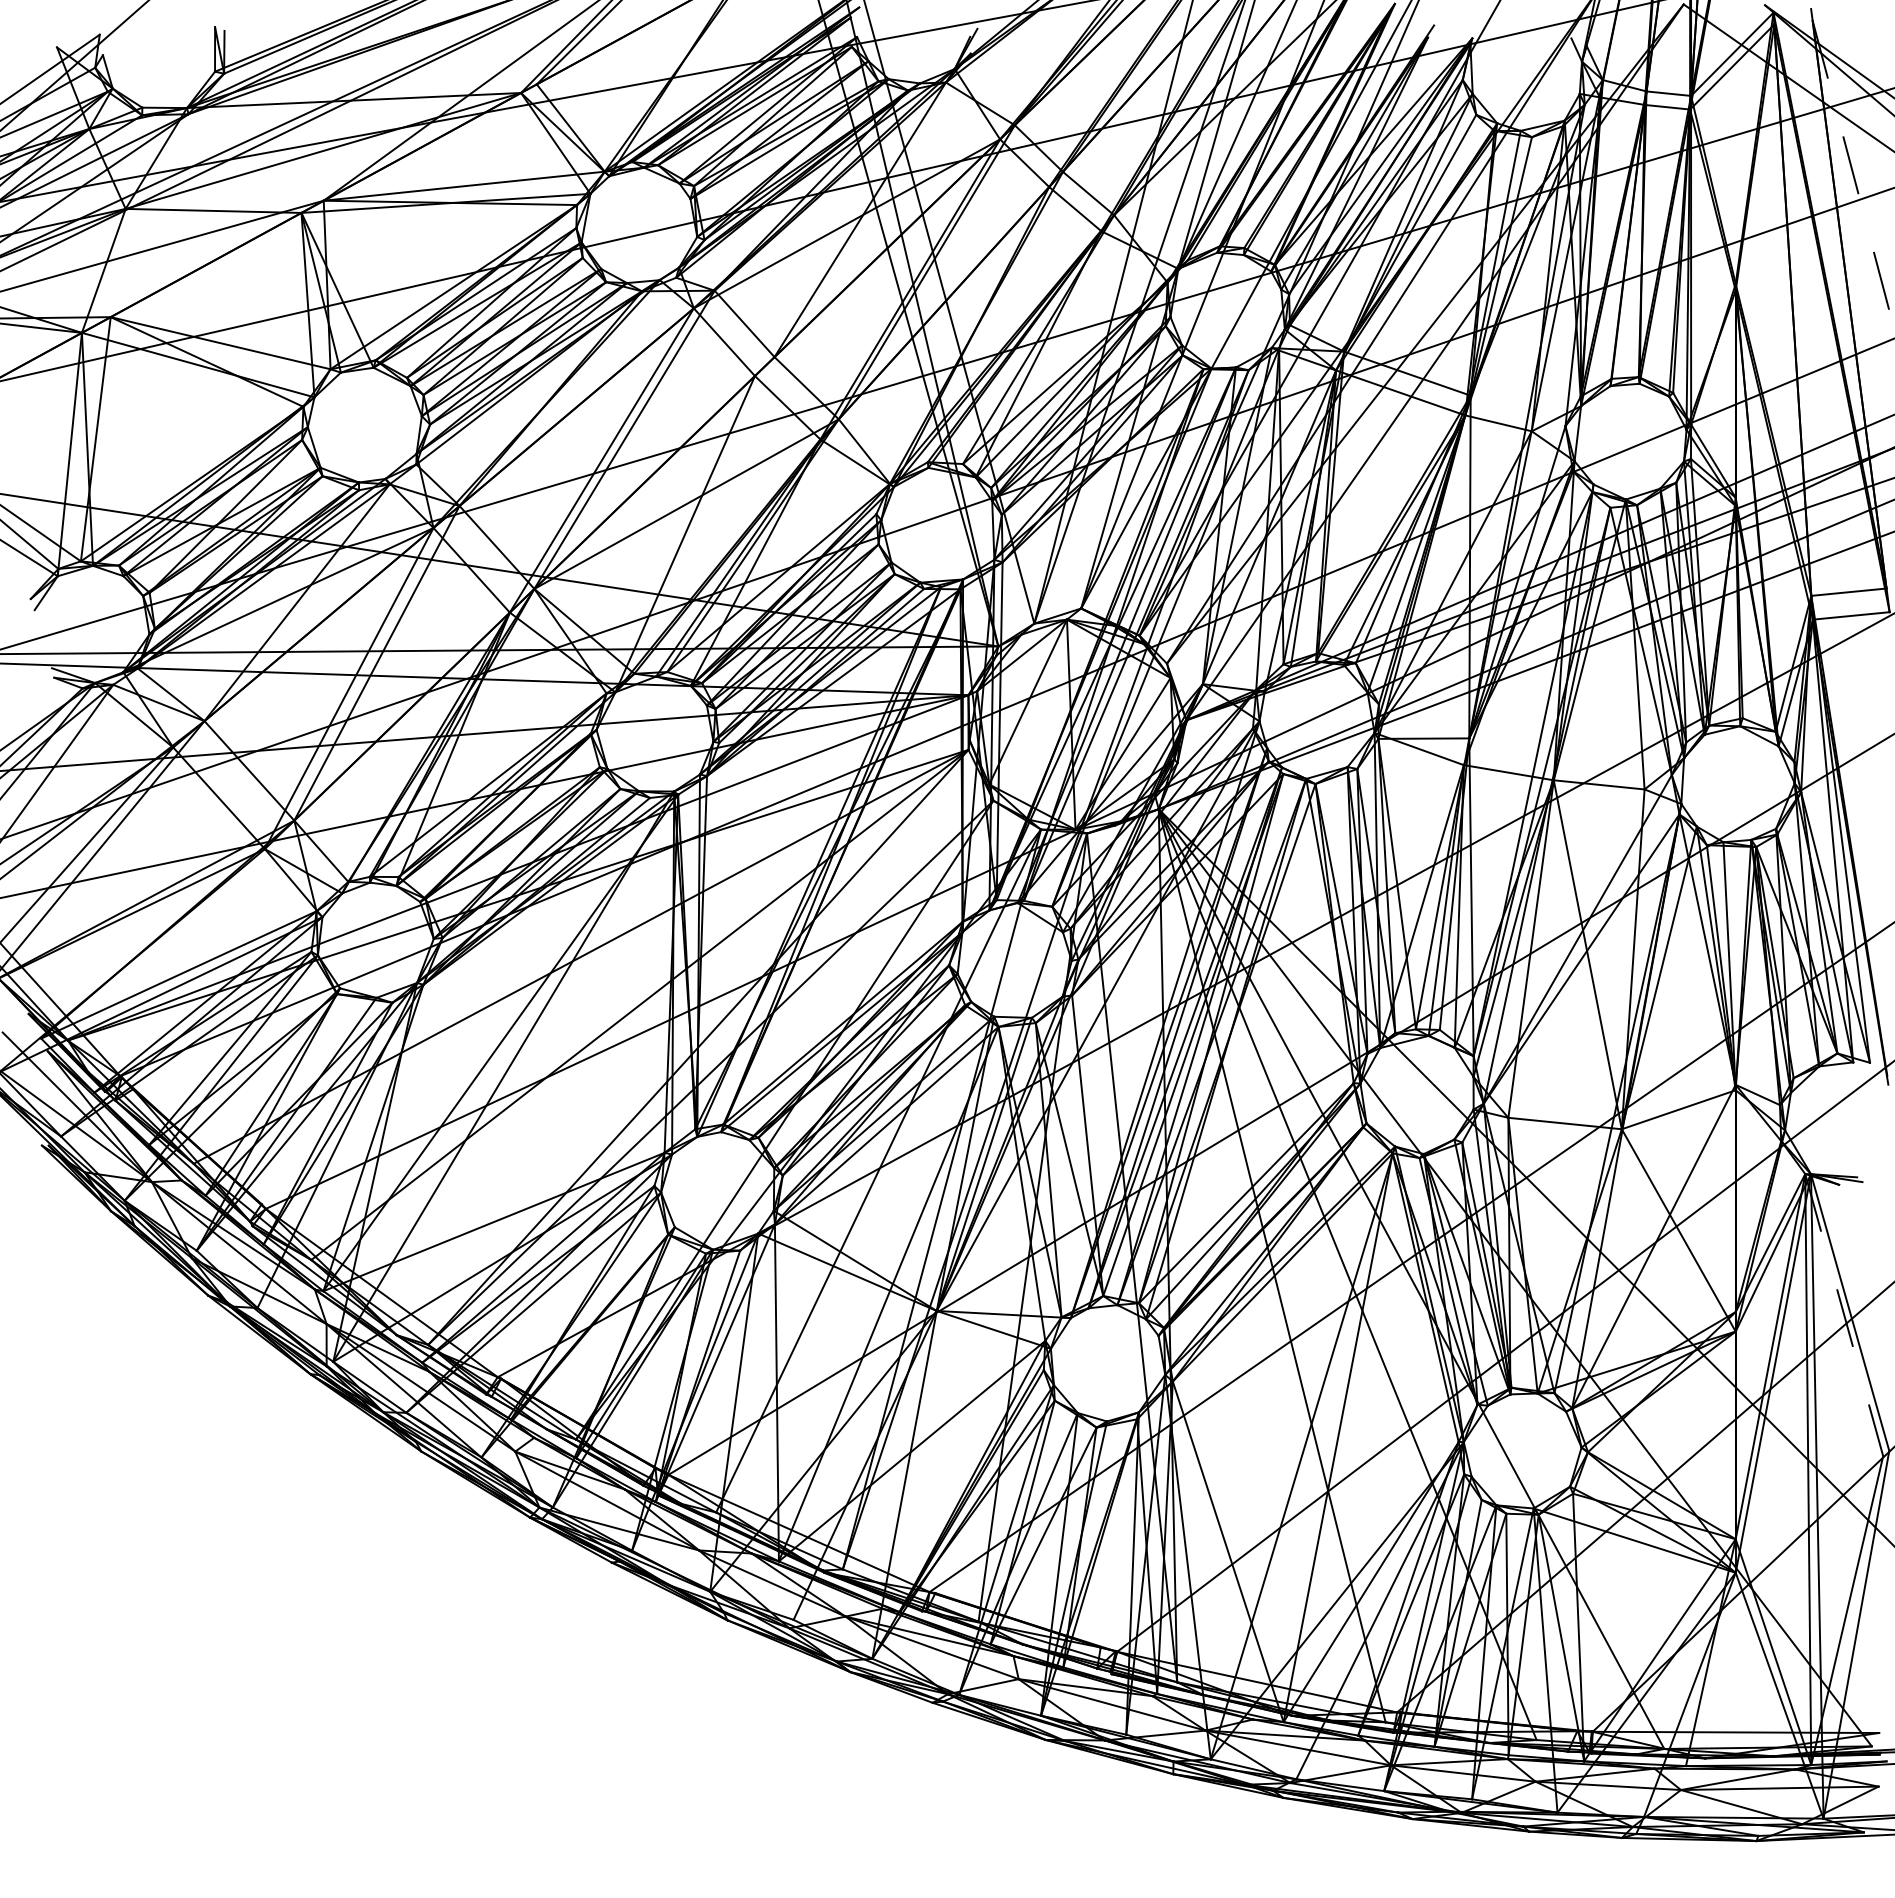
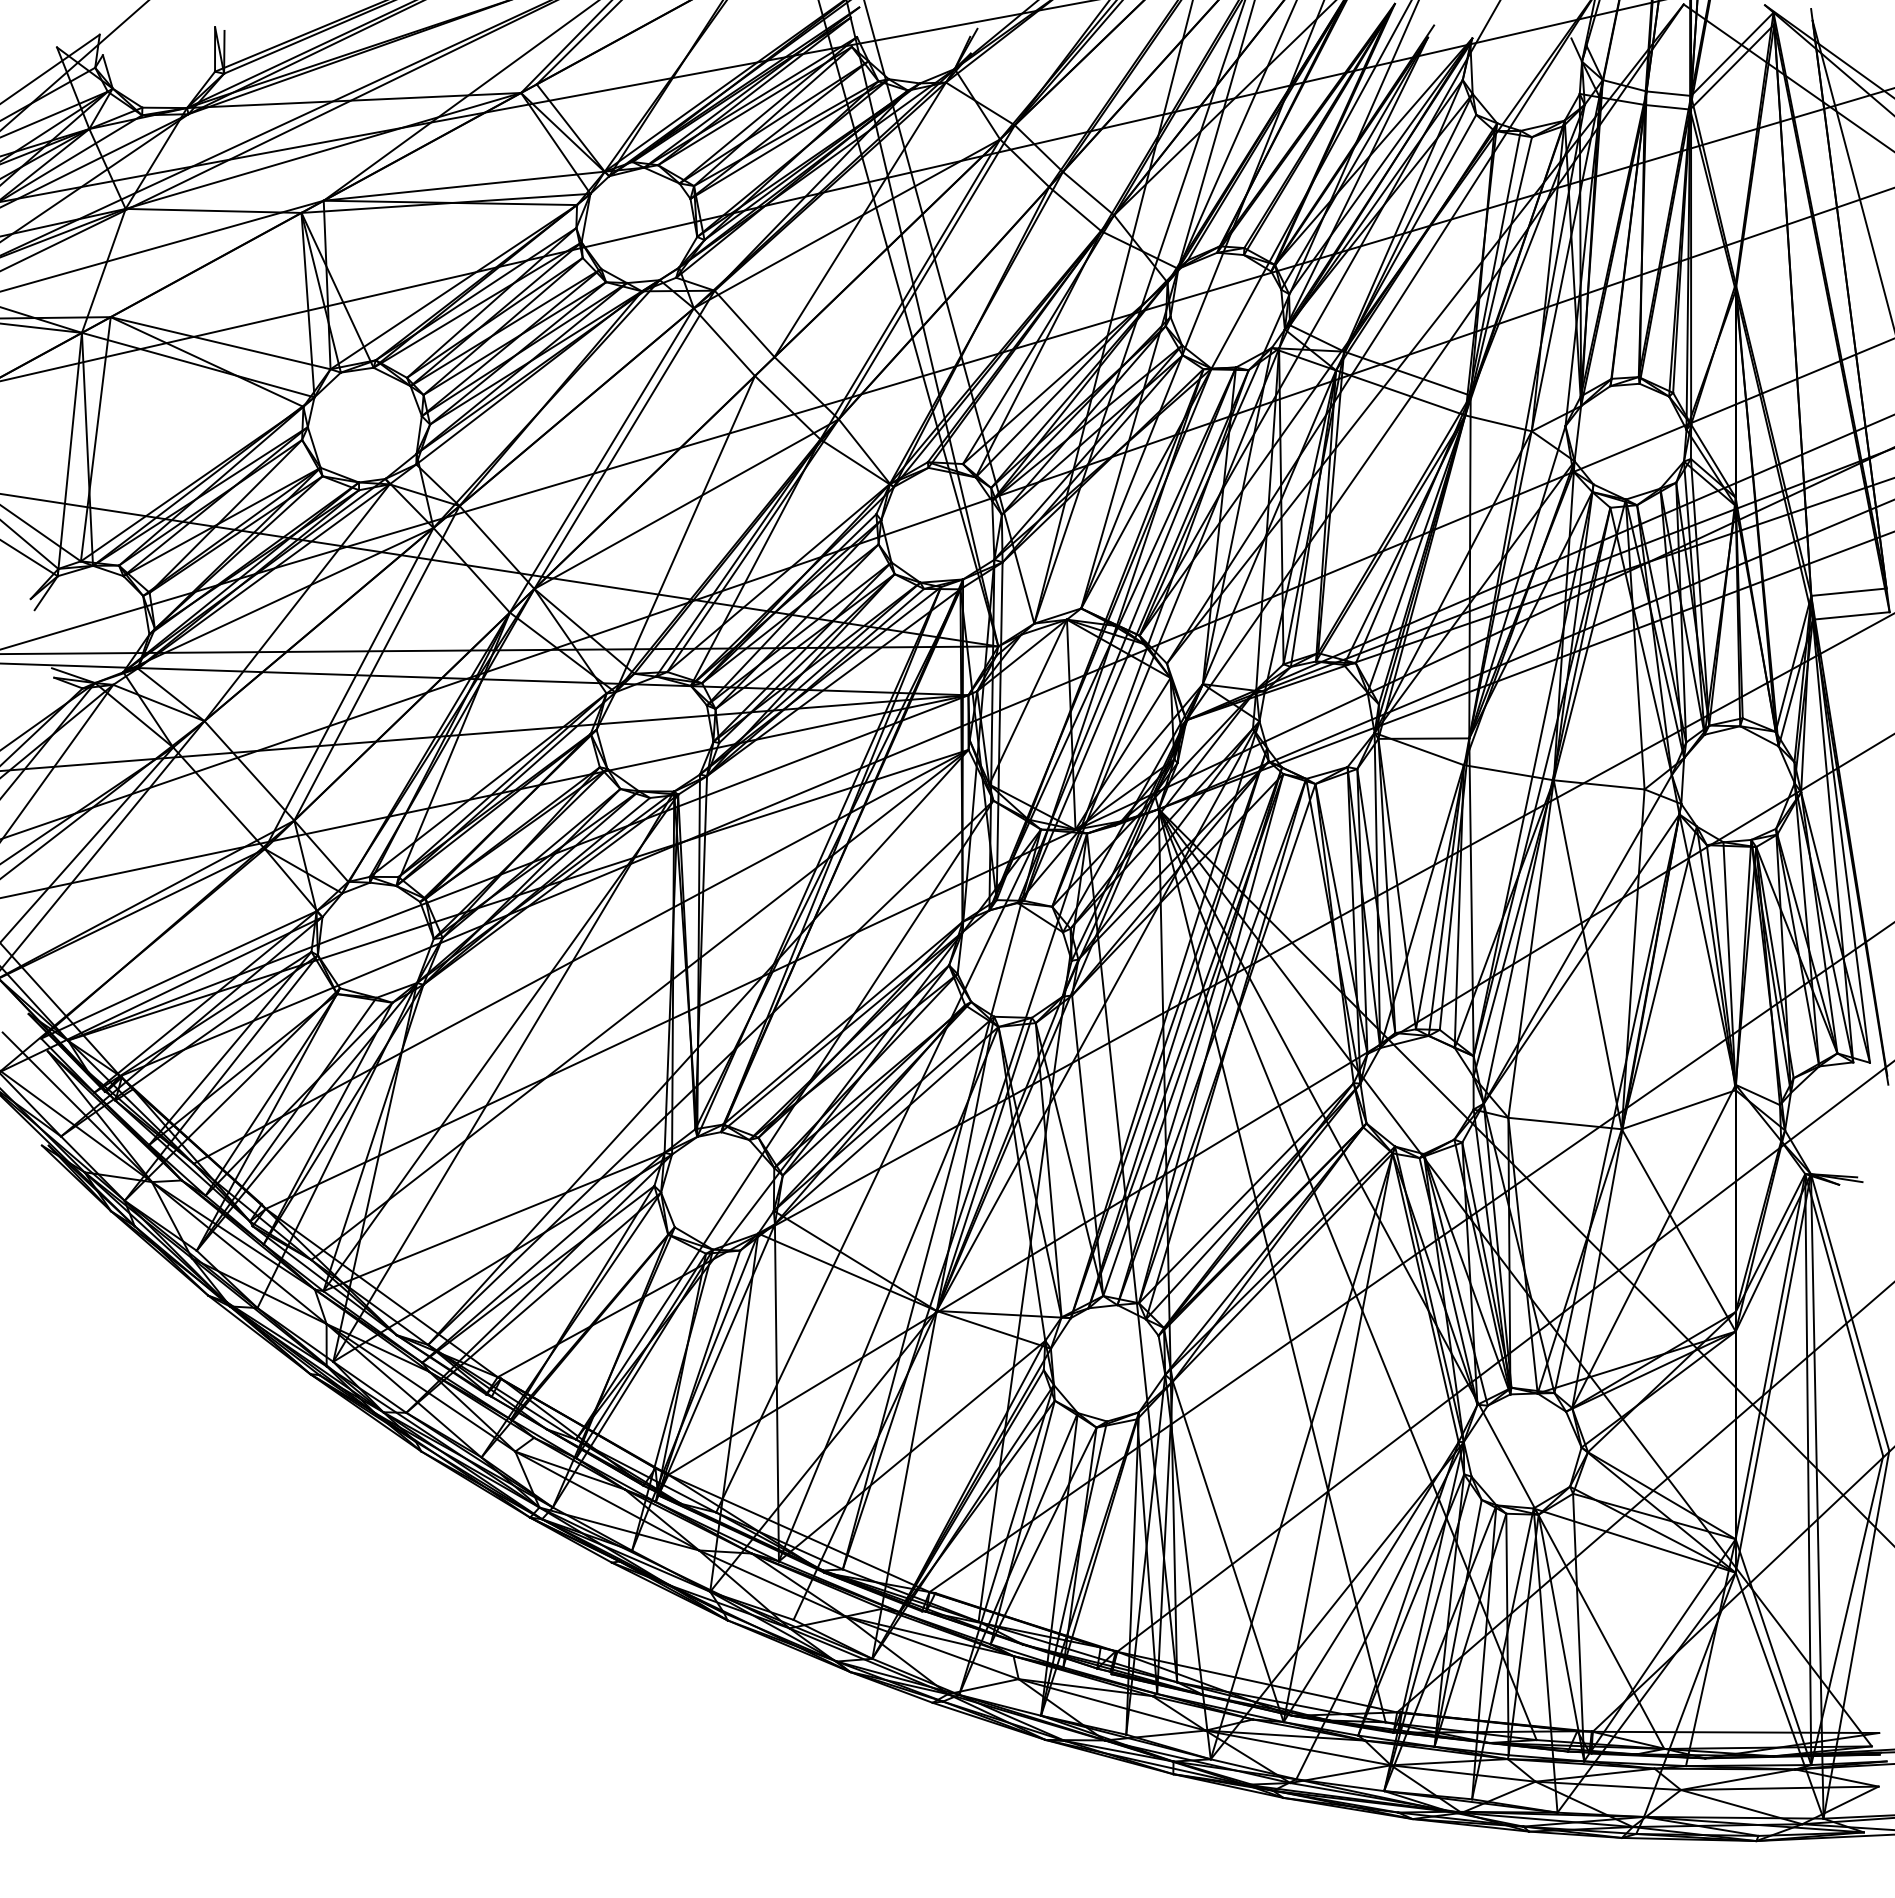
line: dashed -> solid (1853, 176)
line: dashed -> solid (1844, 1315)
